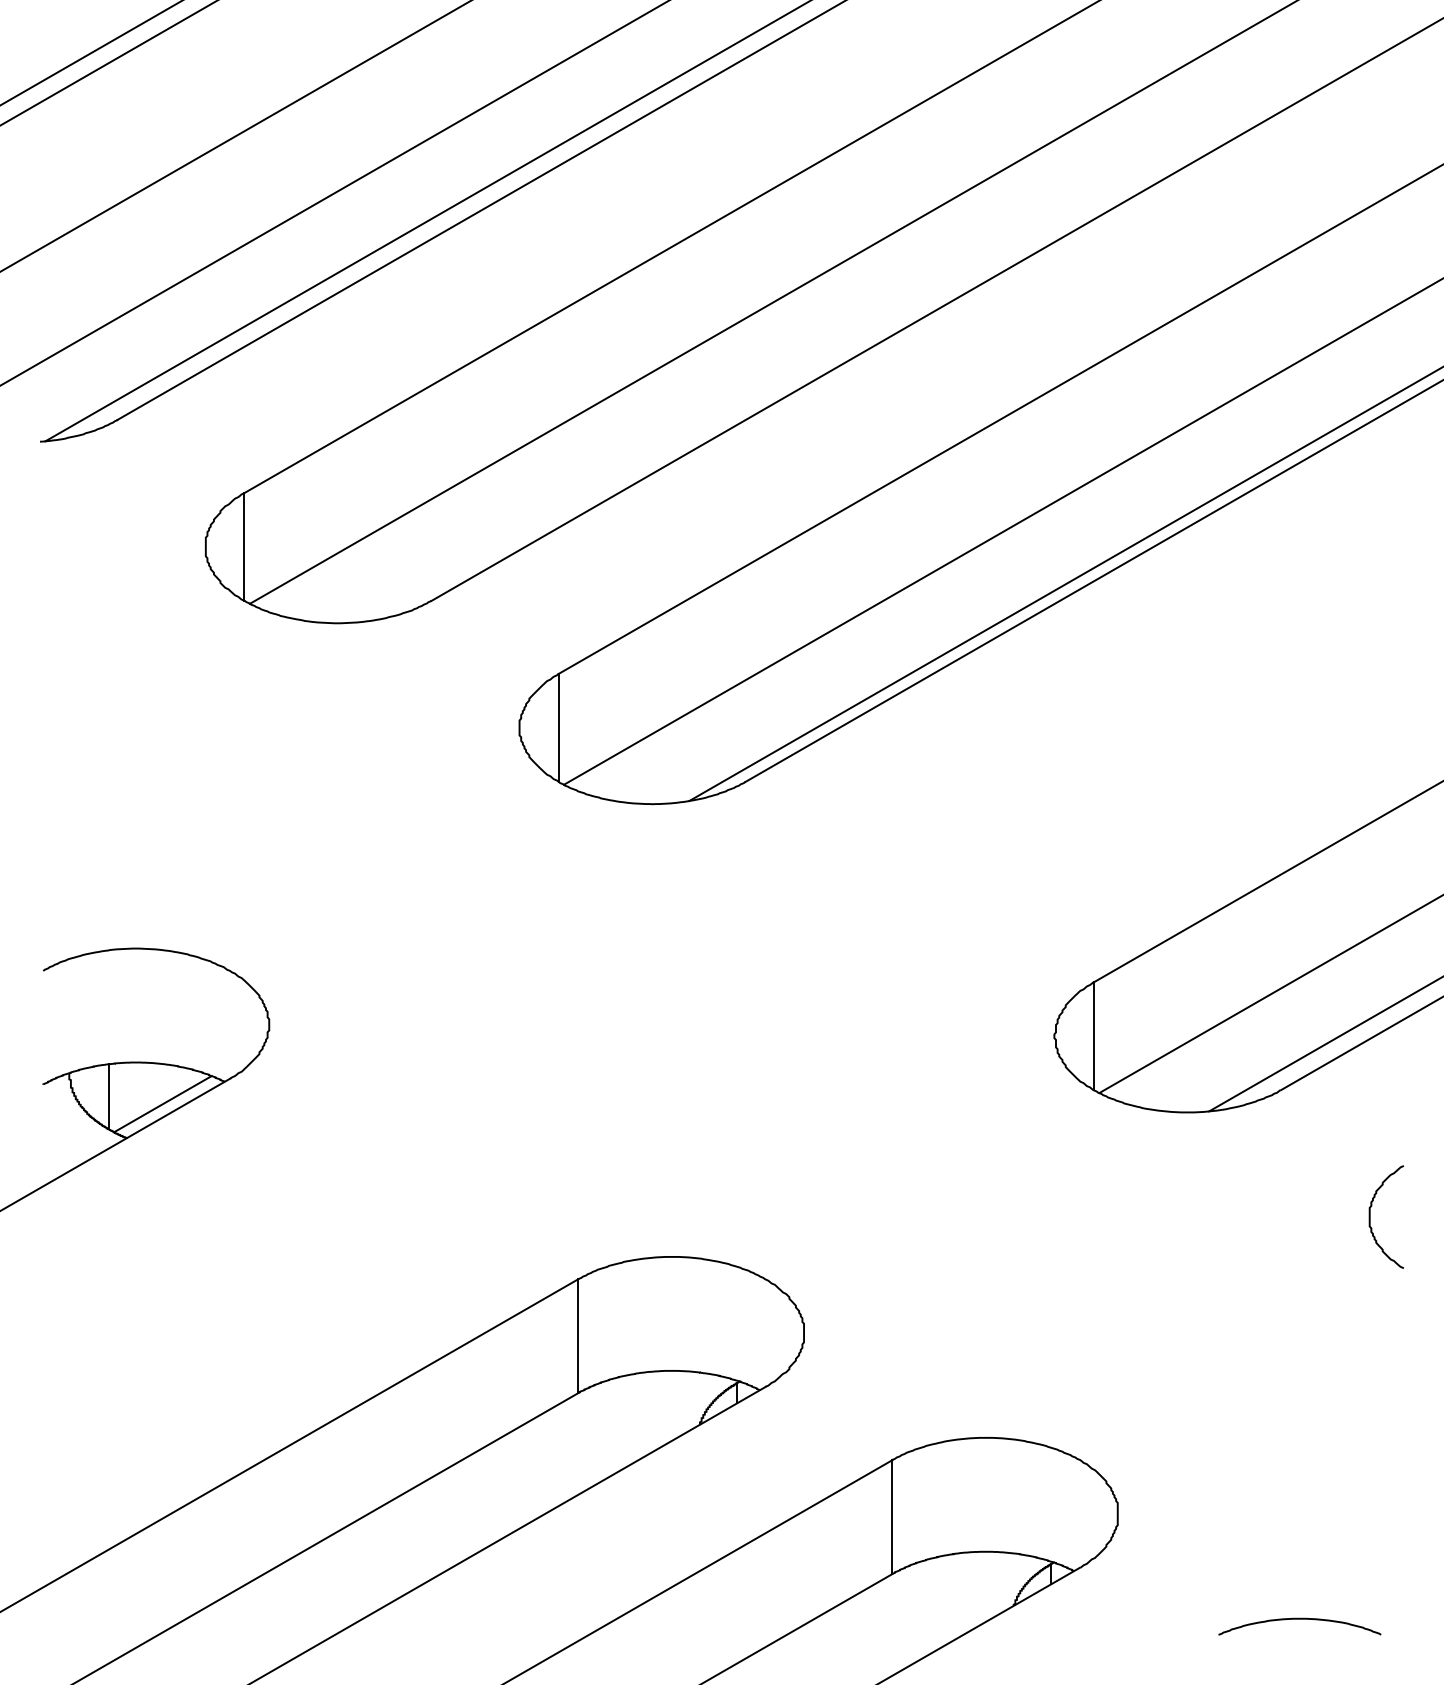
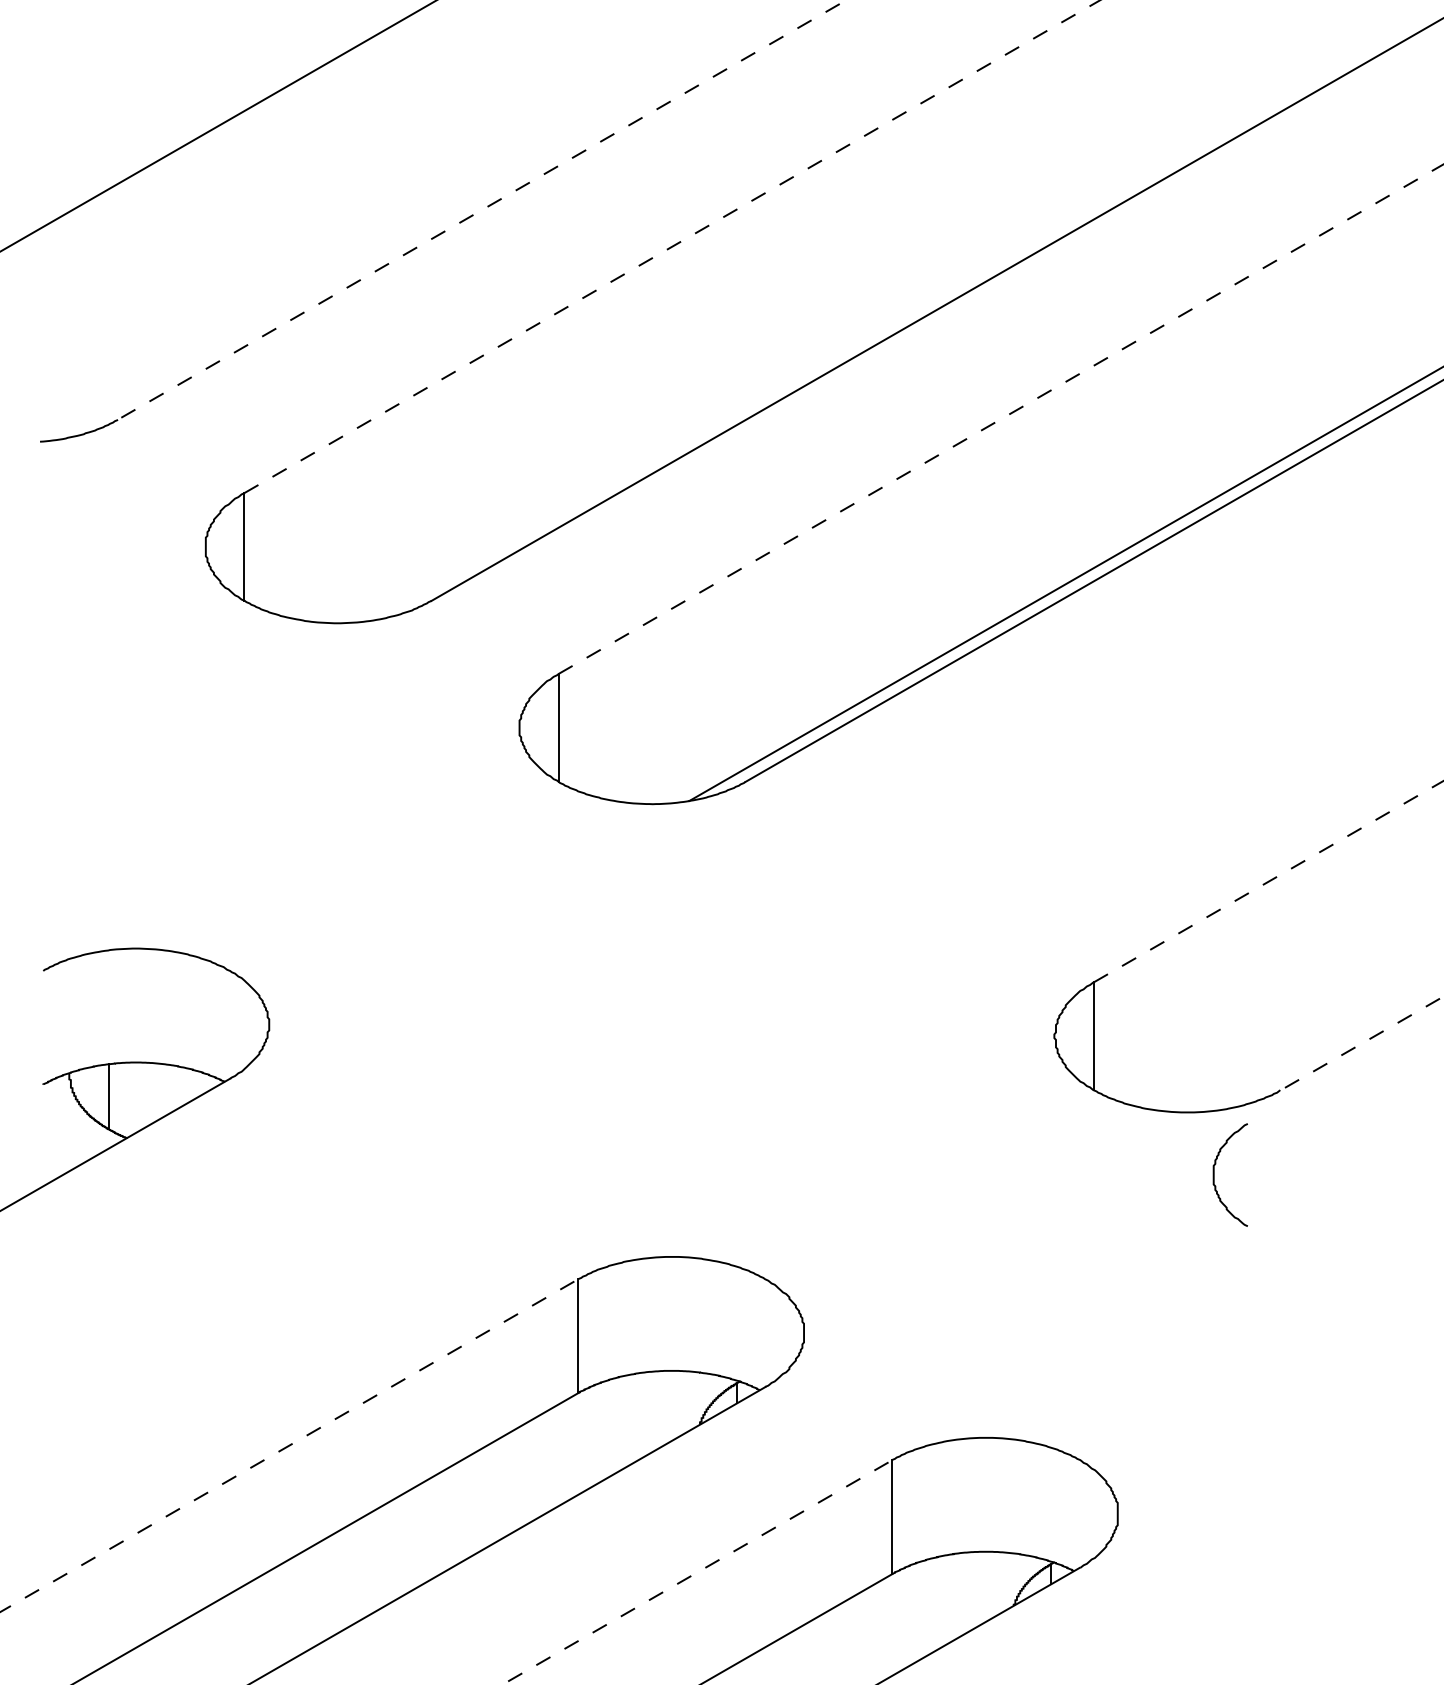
line: present -> none (90, 53)
line: present -> none (108, 63)
line position: (235, 136) -> (217, 126) (217, 126)
line: present -> none (334, 193)
line: solid -> dashed (481, 210)
line: present -> none (426, 221)
line: solid -> dashed (672, 246)
line: present -> none (771, 302)
line: solid -> dashed (1001, 419)
line: present -> none (1001, 532)
line: solid -> dashed (1268, 881)
line: present -> none (1269, 994)
line: solid -> dashed (1362, 1043)
line: present -> none (1324, 1044)
line: present -> none (162, 1104)
curve position: (1370, 1216) -> (1214, 1174) (1214, 1174)
line: solid -> dashed (289, 1445)
line: solid -> dashed (697, 1572)
curve: present -> none (1299, 1619)
